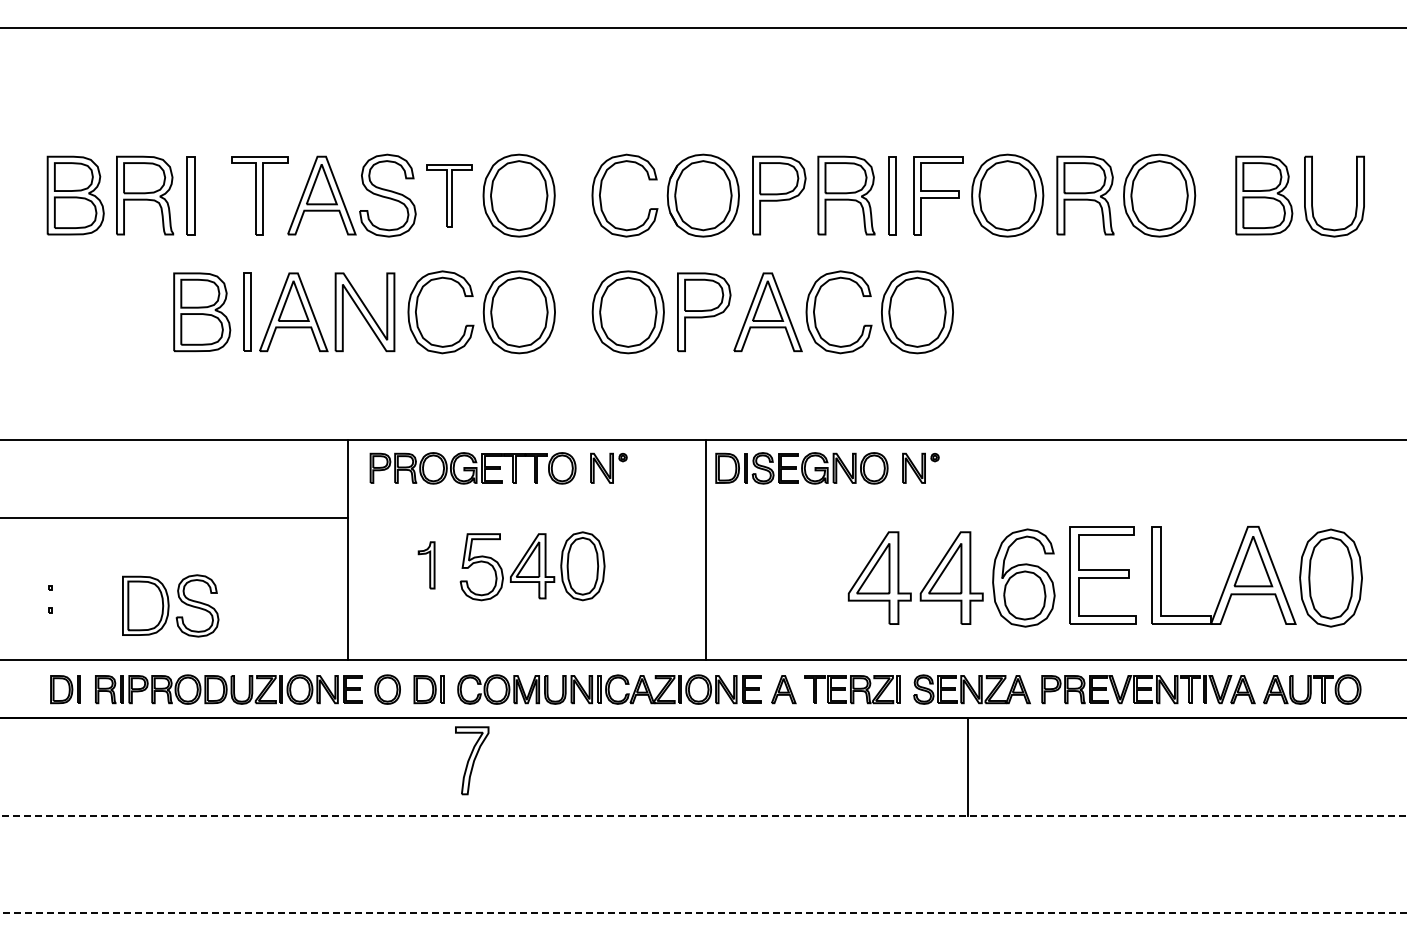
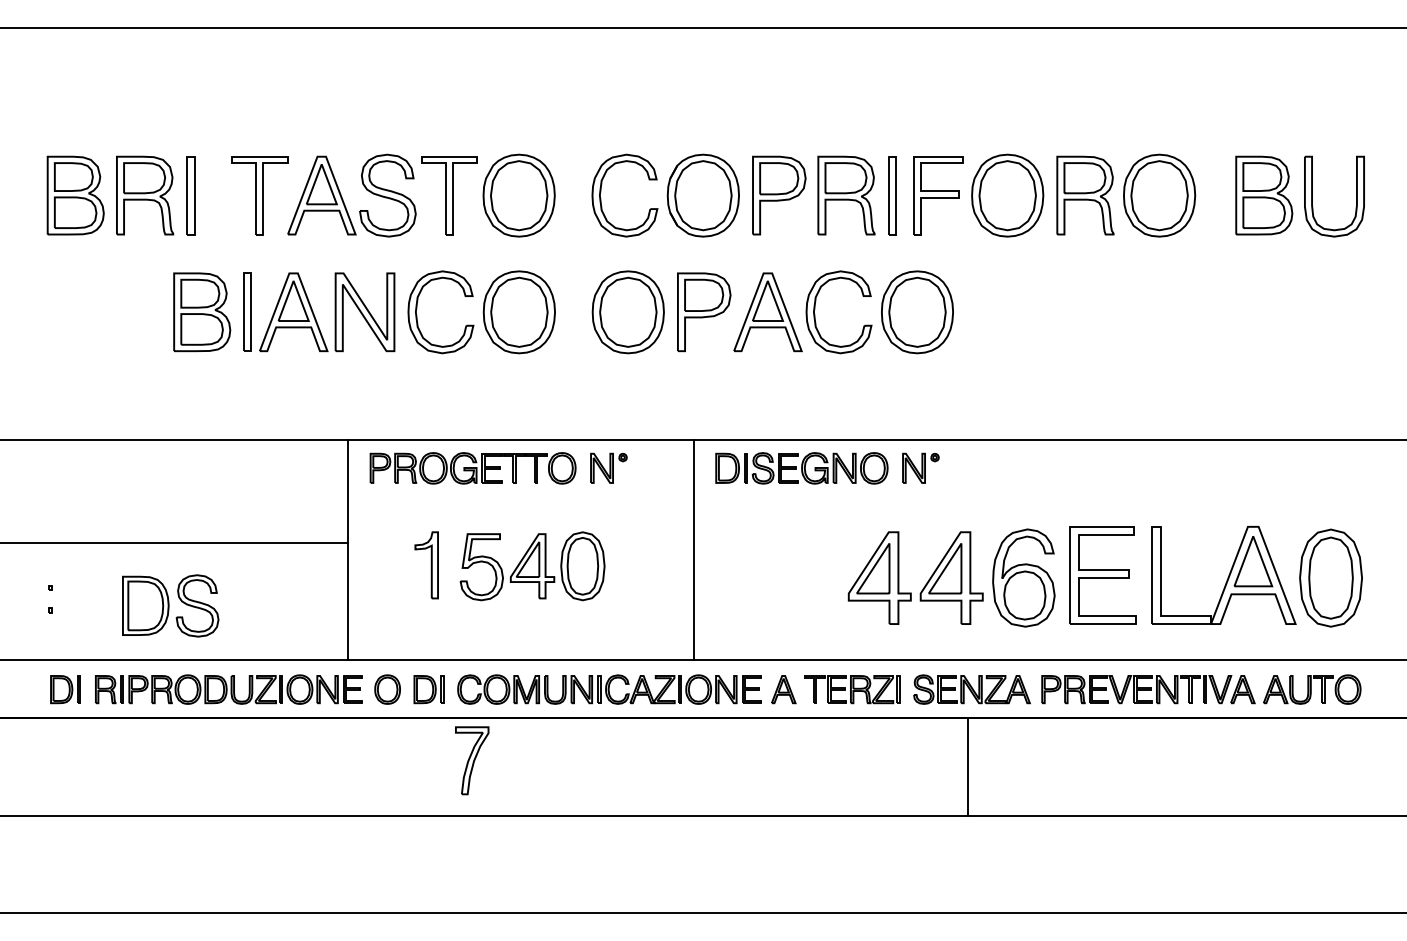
part size: 47x64 px -> 57x80 px (449, 195)
line position: (174, 518) -> (174, 543) (174, 543)
line position: (705, 550) -> (693, 550) (693, 550)
part size: 19x49 px -> 25x69 px (426, 565)
line: dashed -> solid (704, 815)
line: dashed -> solid (703, 912)
